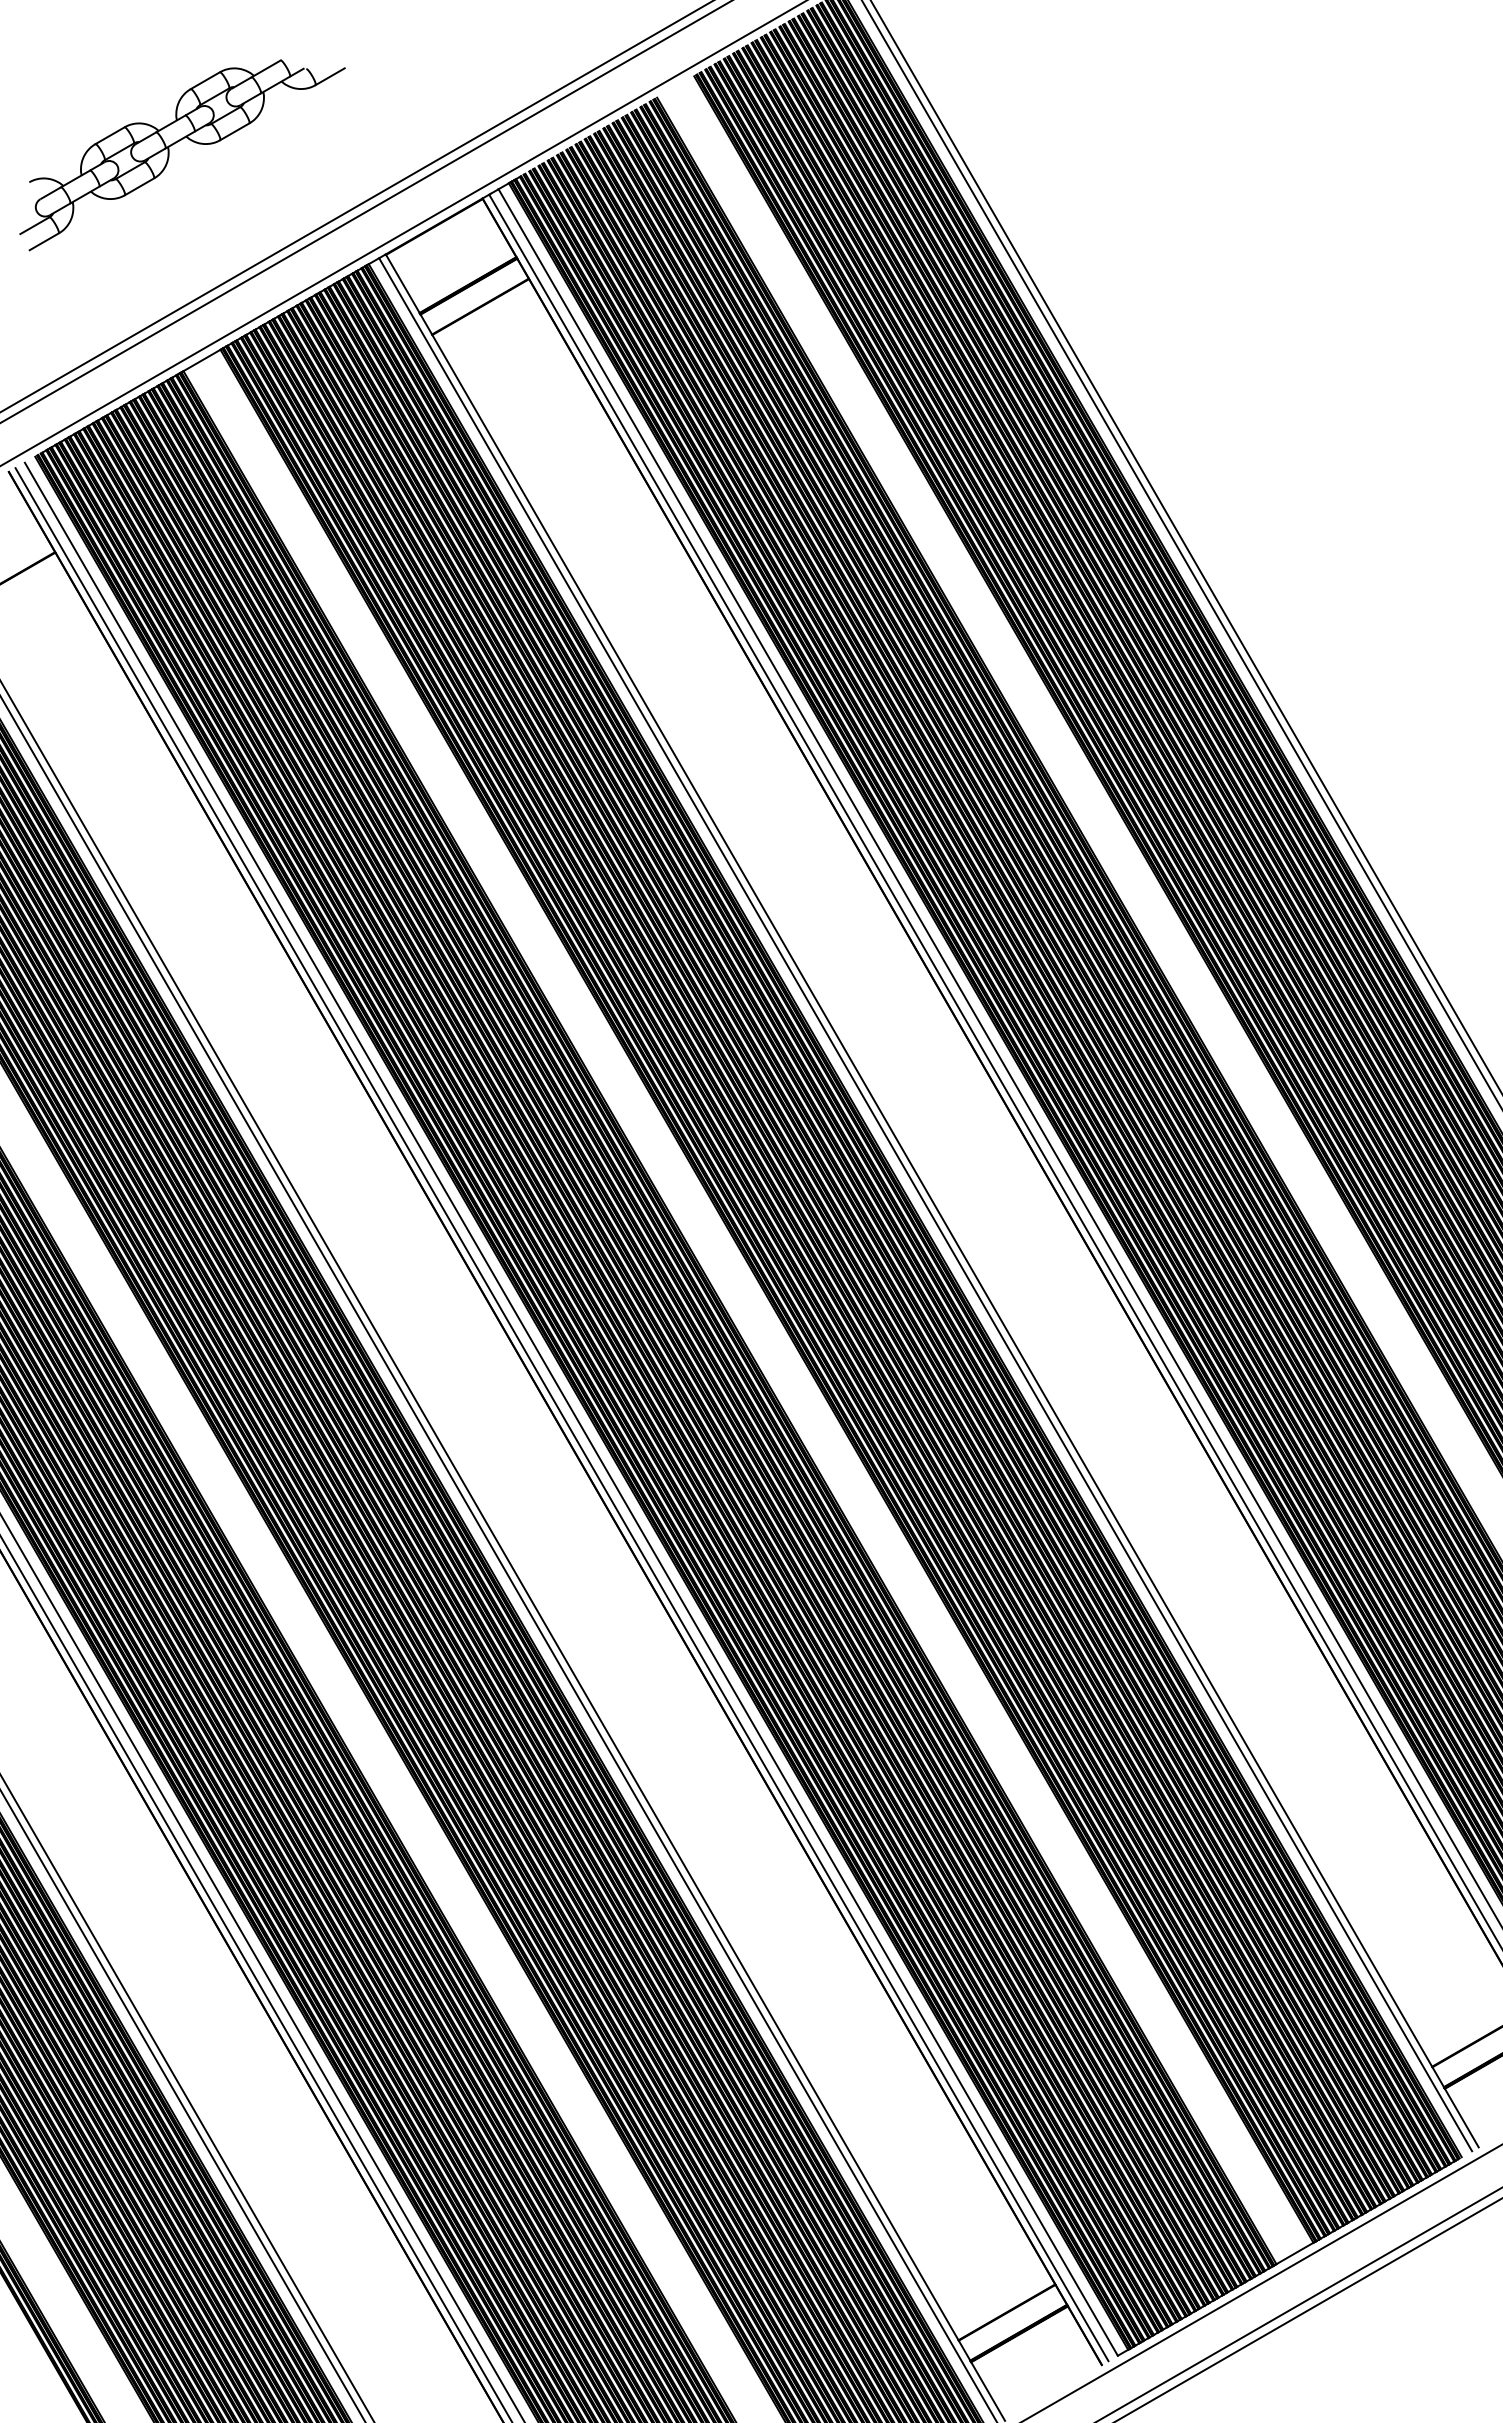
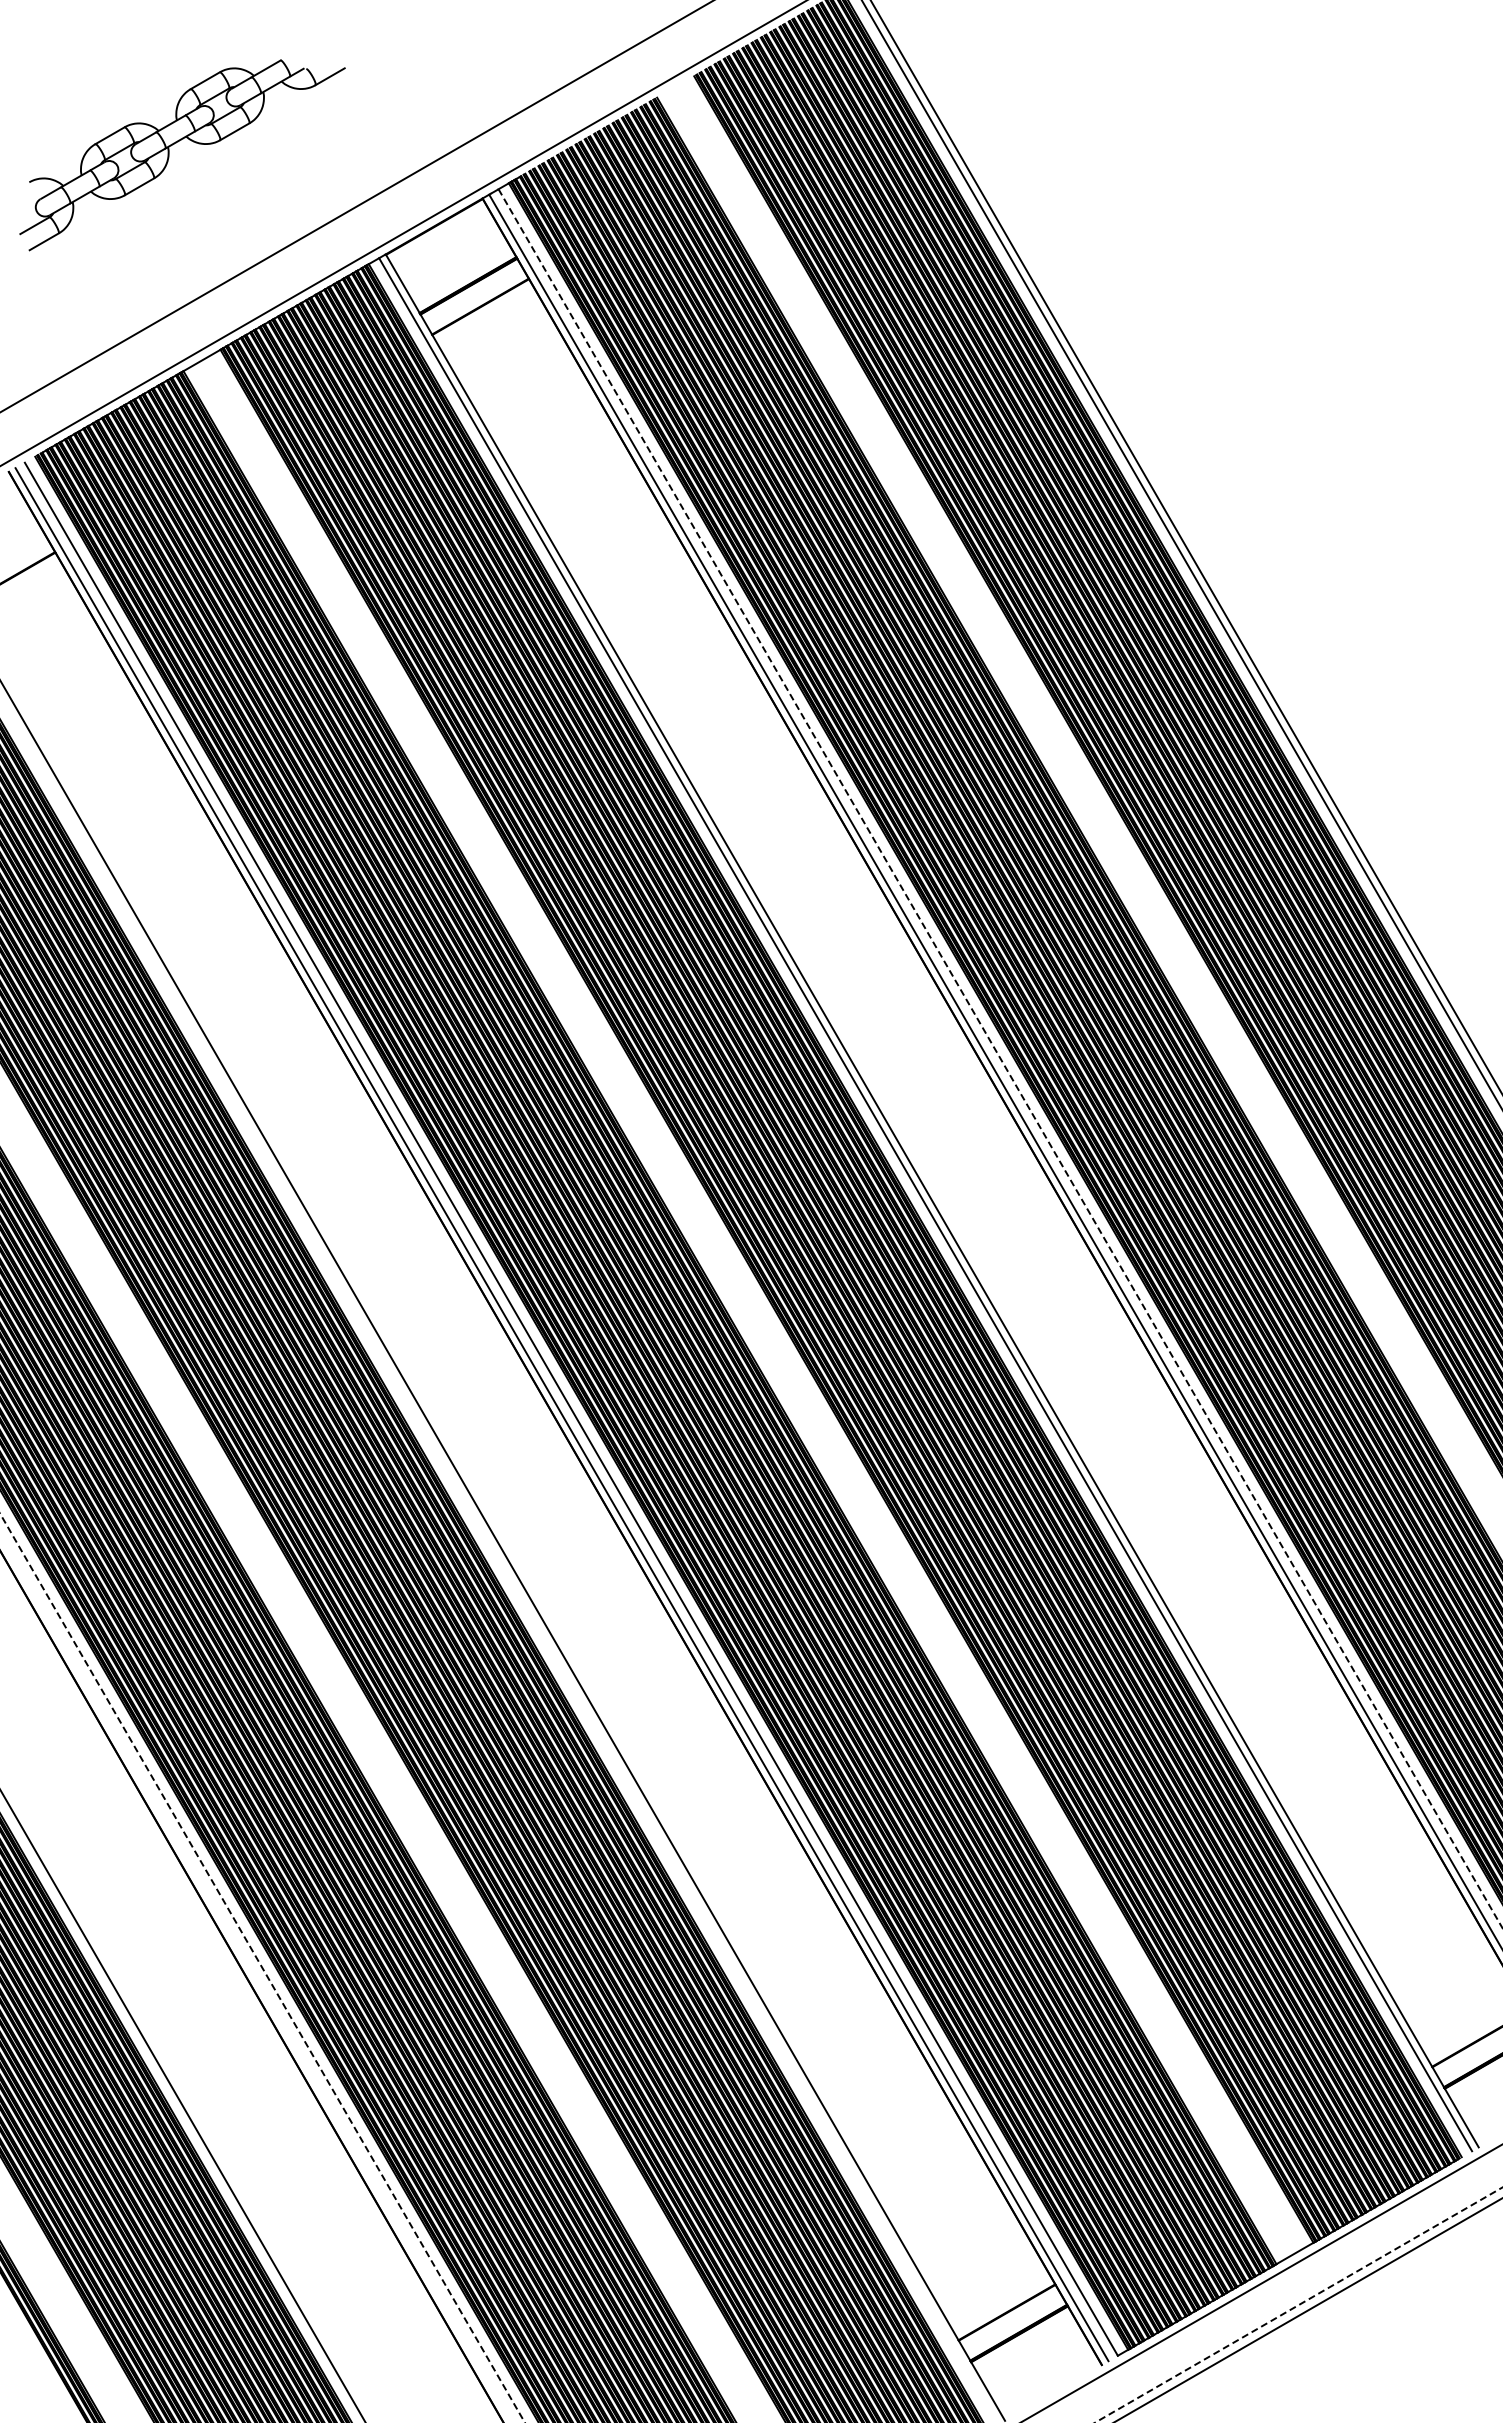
line: present -> none (365, 211)
line: solid -> dashed (1000, 1058)
line: present -> none (498, 1558)
line: solid -> dashed (262, 1968)
line: present -> none (256, 1978)
line: present -> none (187, 2098)
line: solid -> dashed (1298, 2304)
